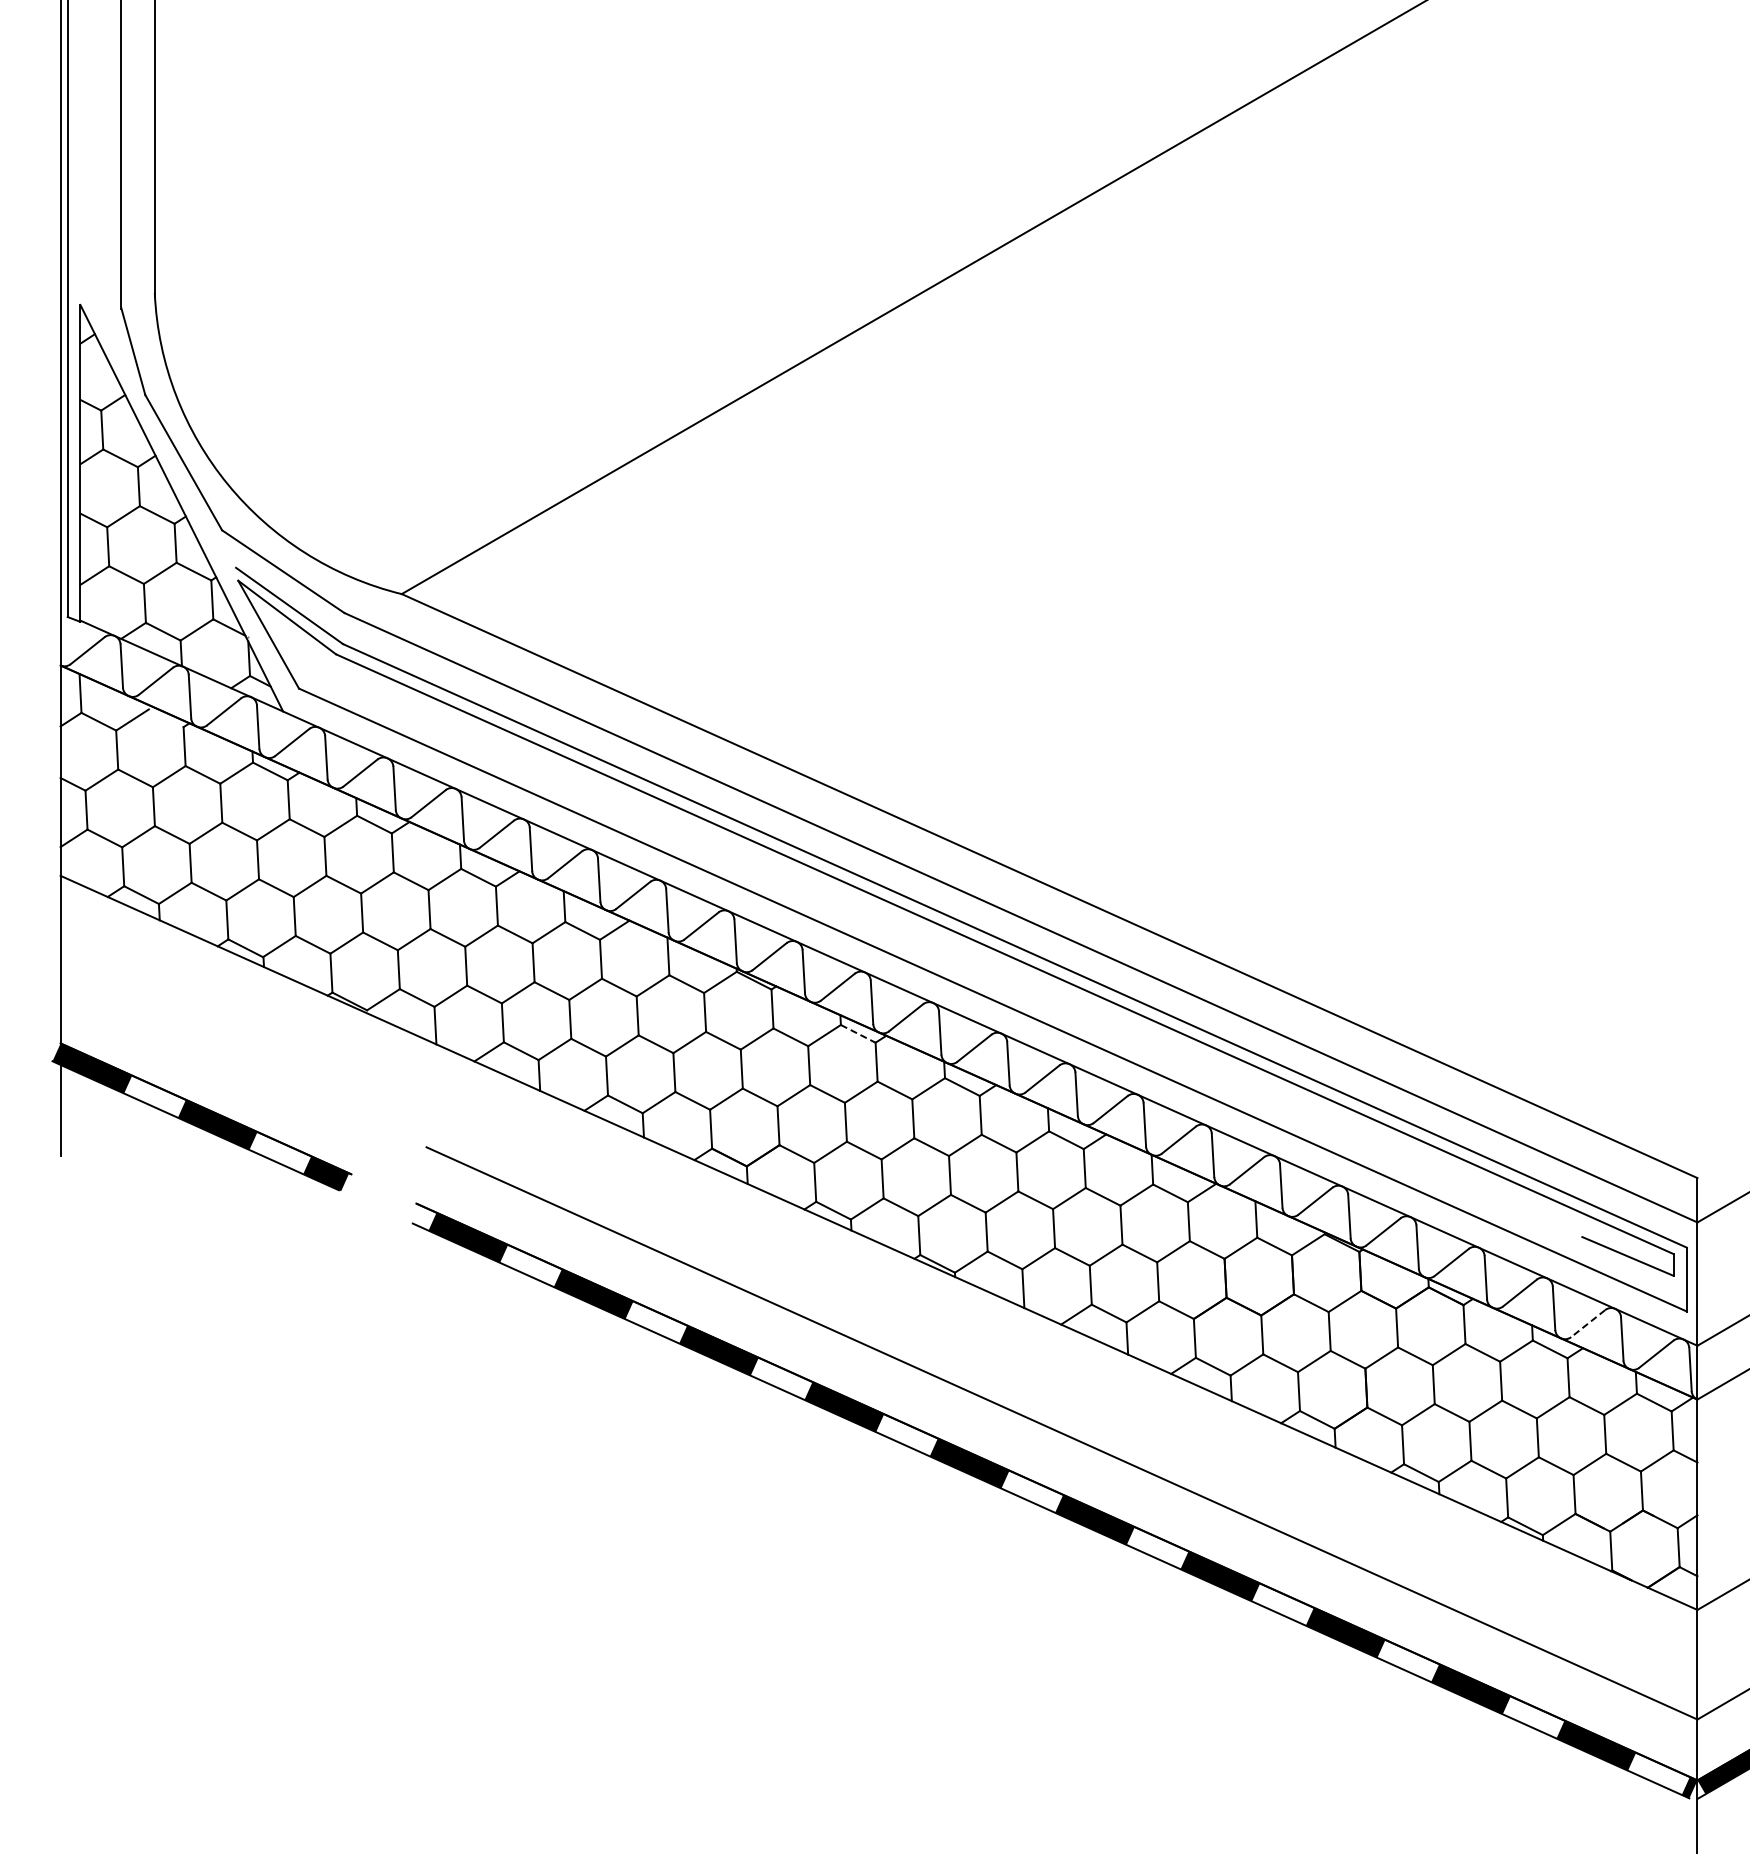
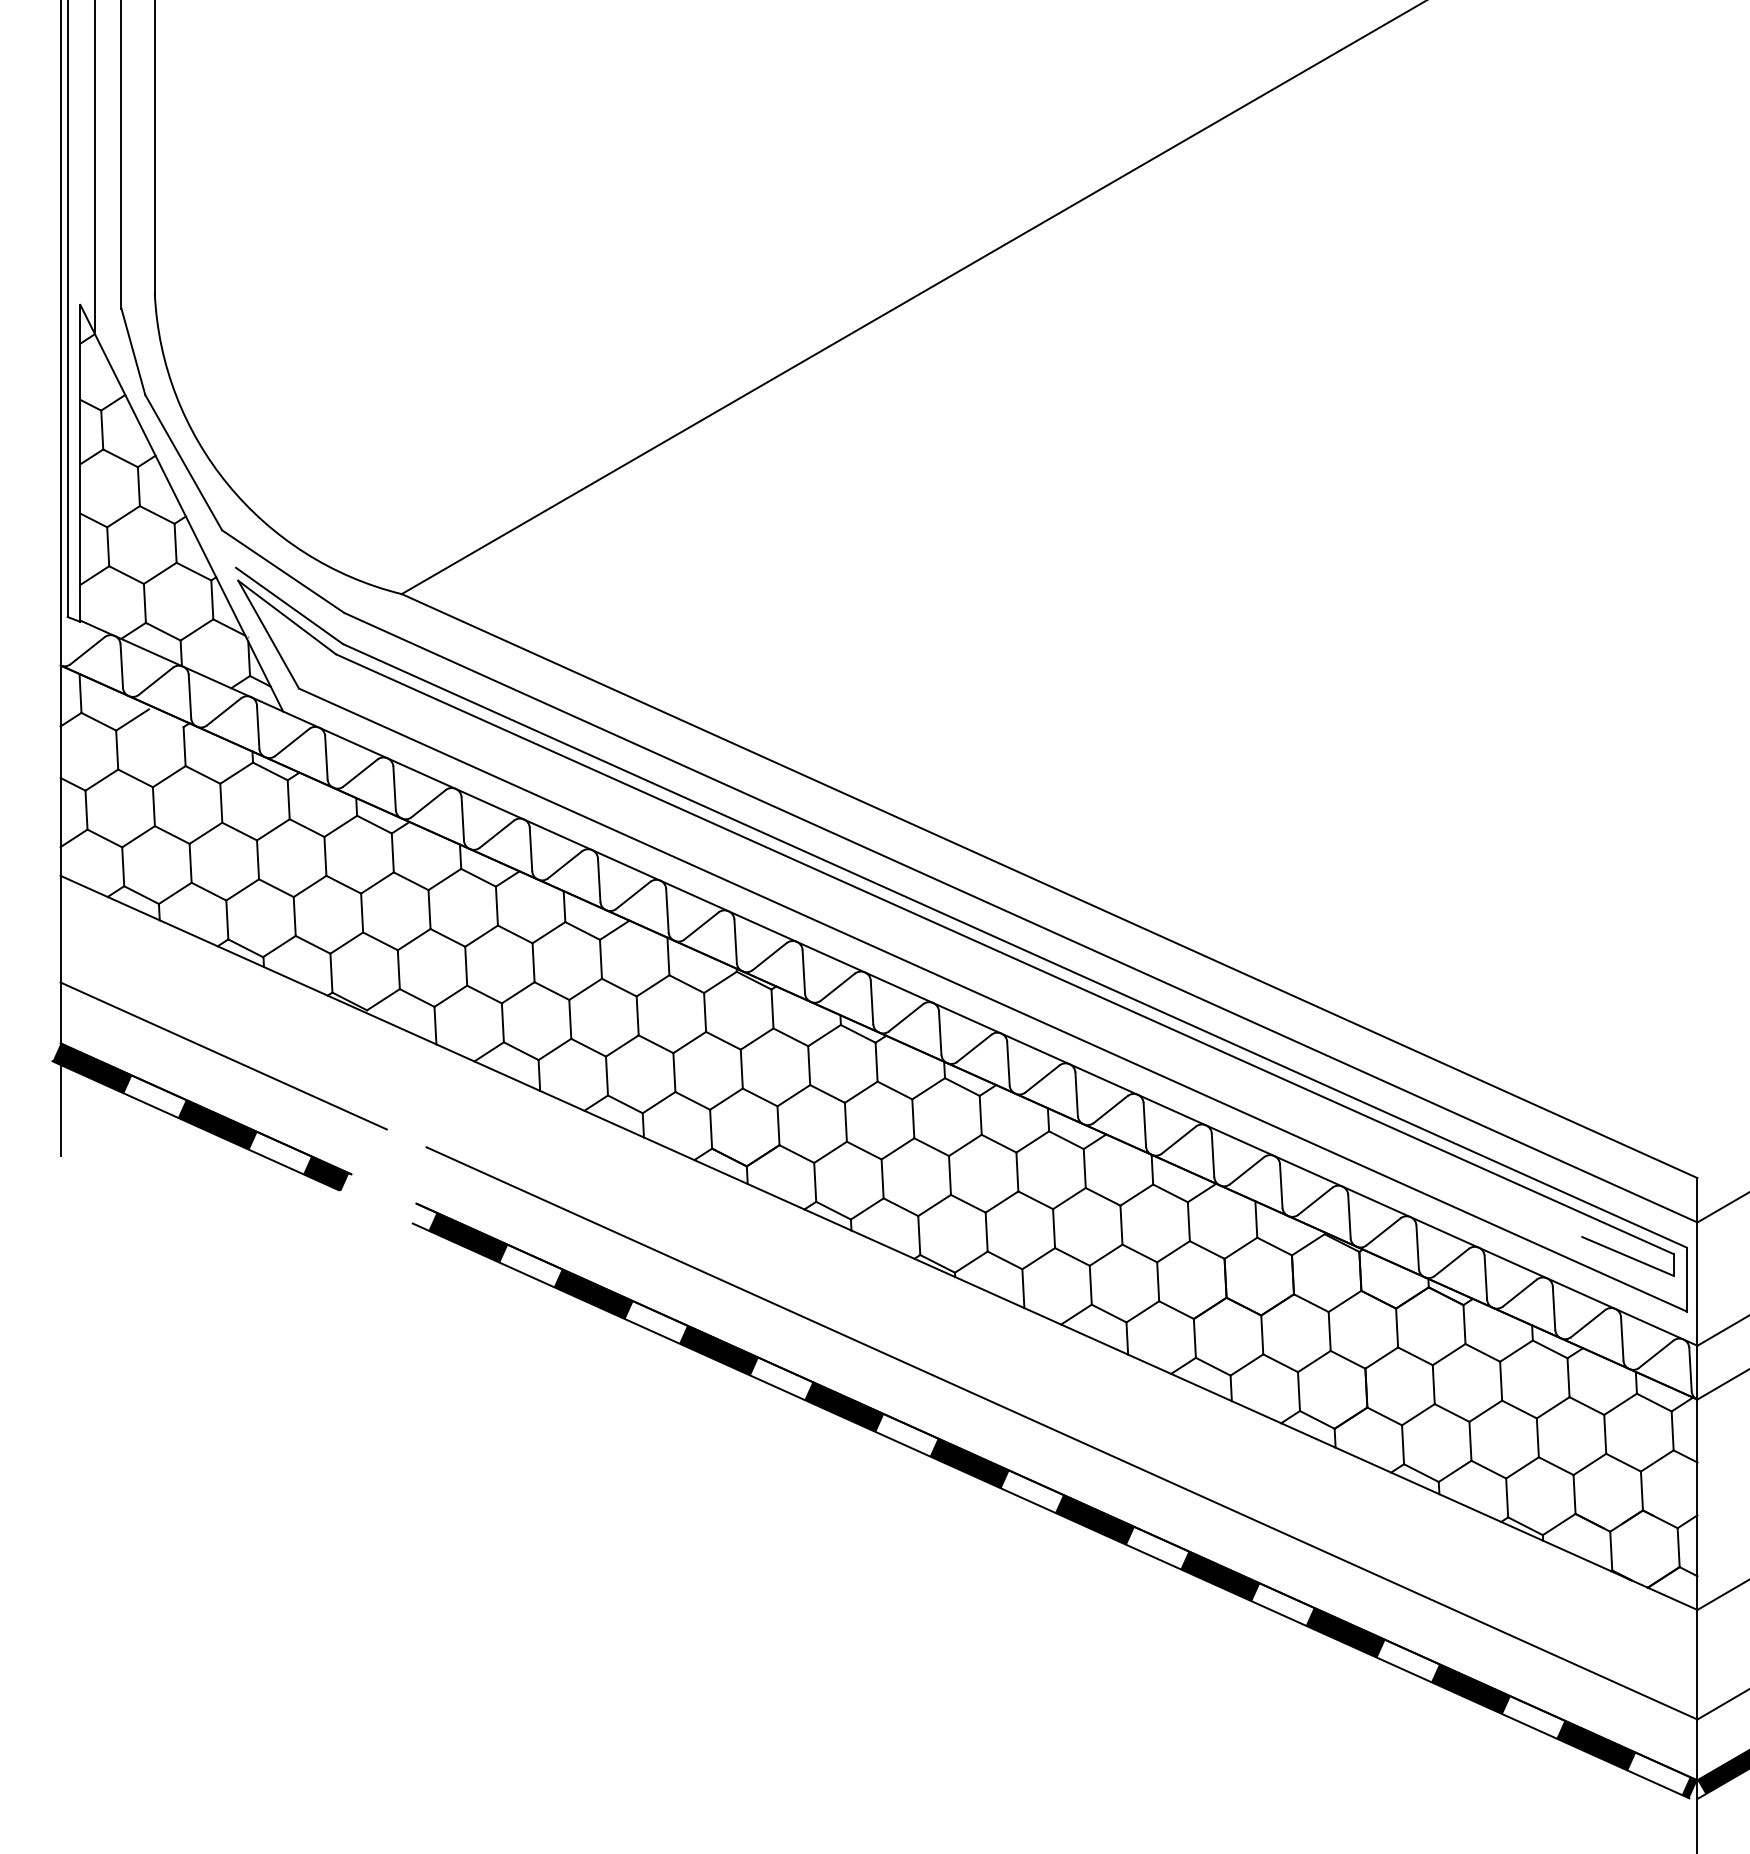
line: none -> present (94, 167)
line: dashed -> solid (858, 1034)
line: none -> present (223, 1055)
line: dashed -> solid (1588, 1323)
